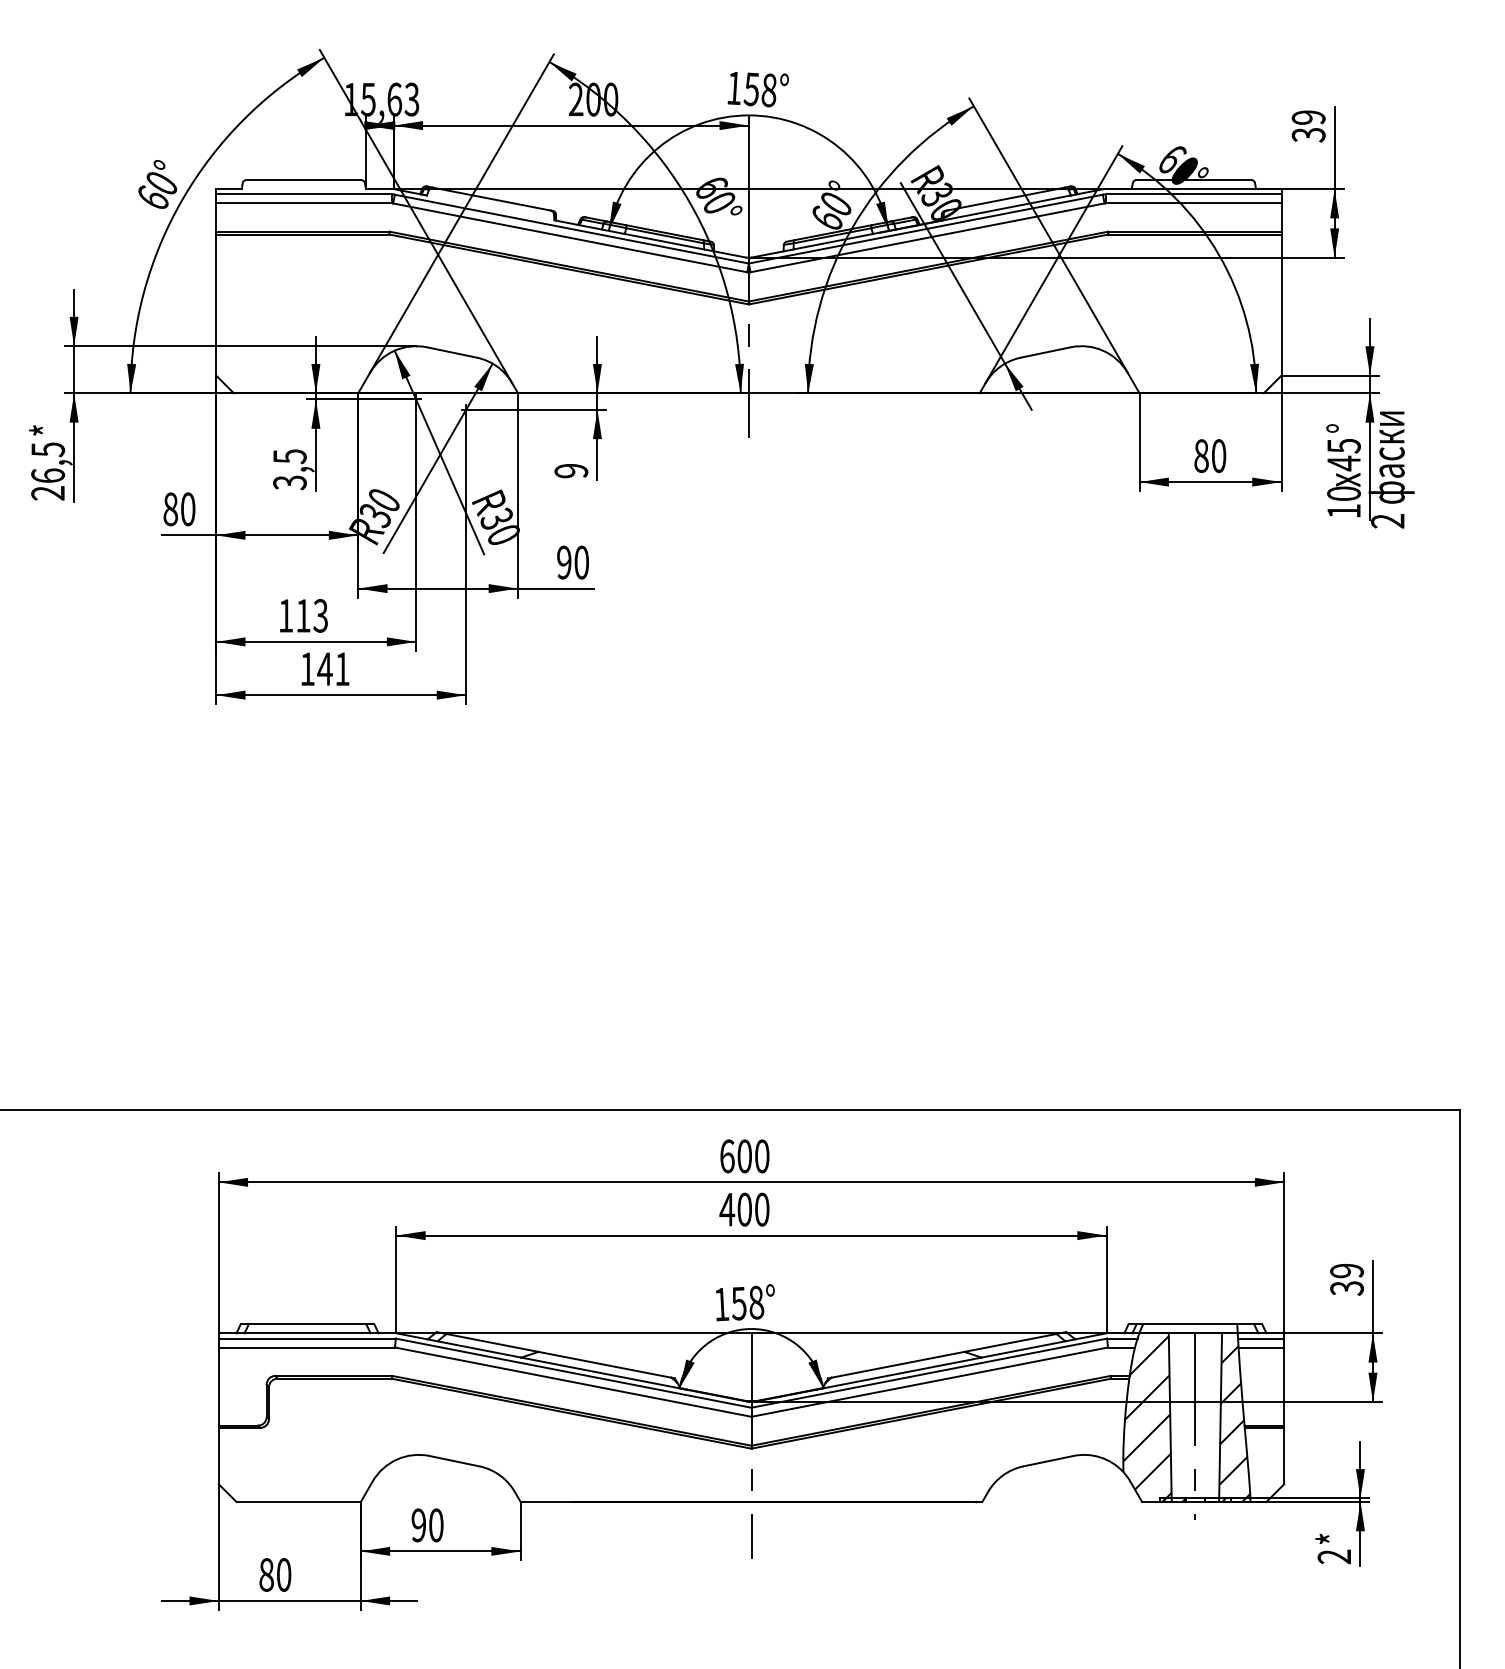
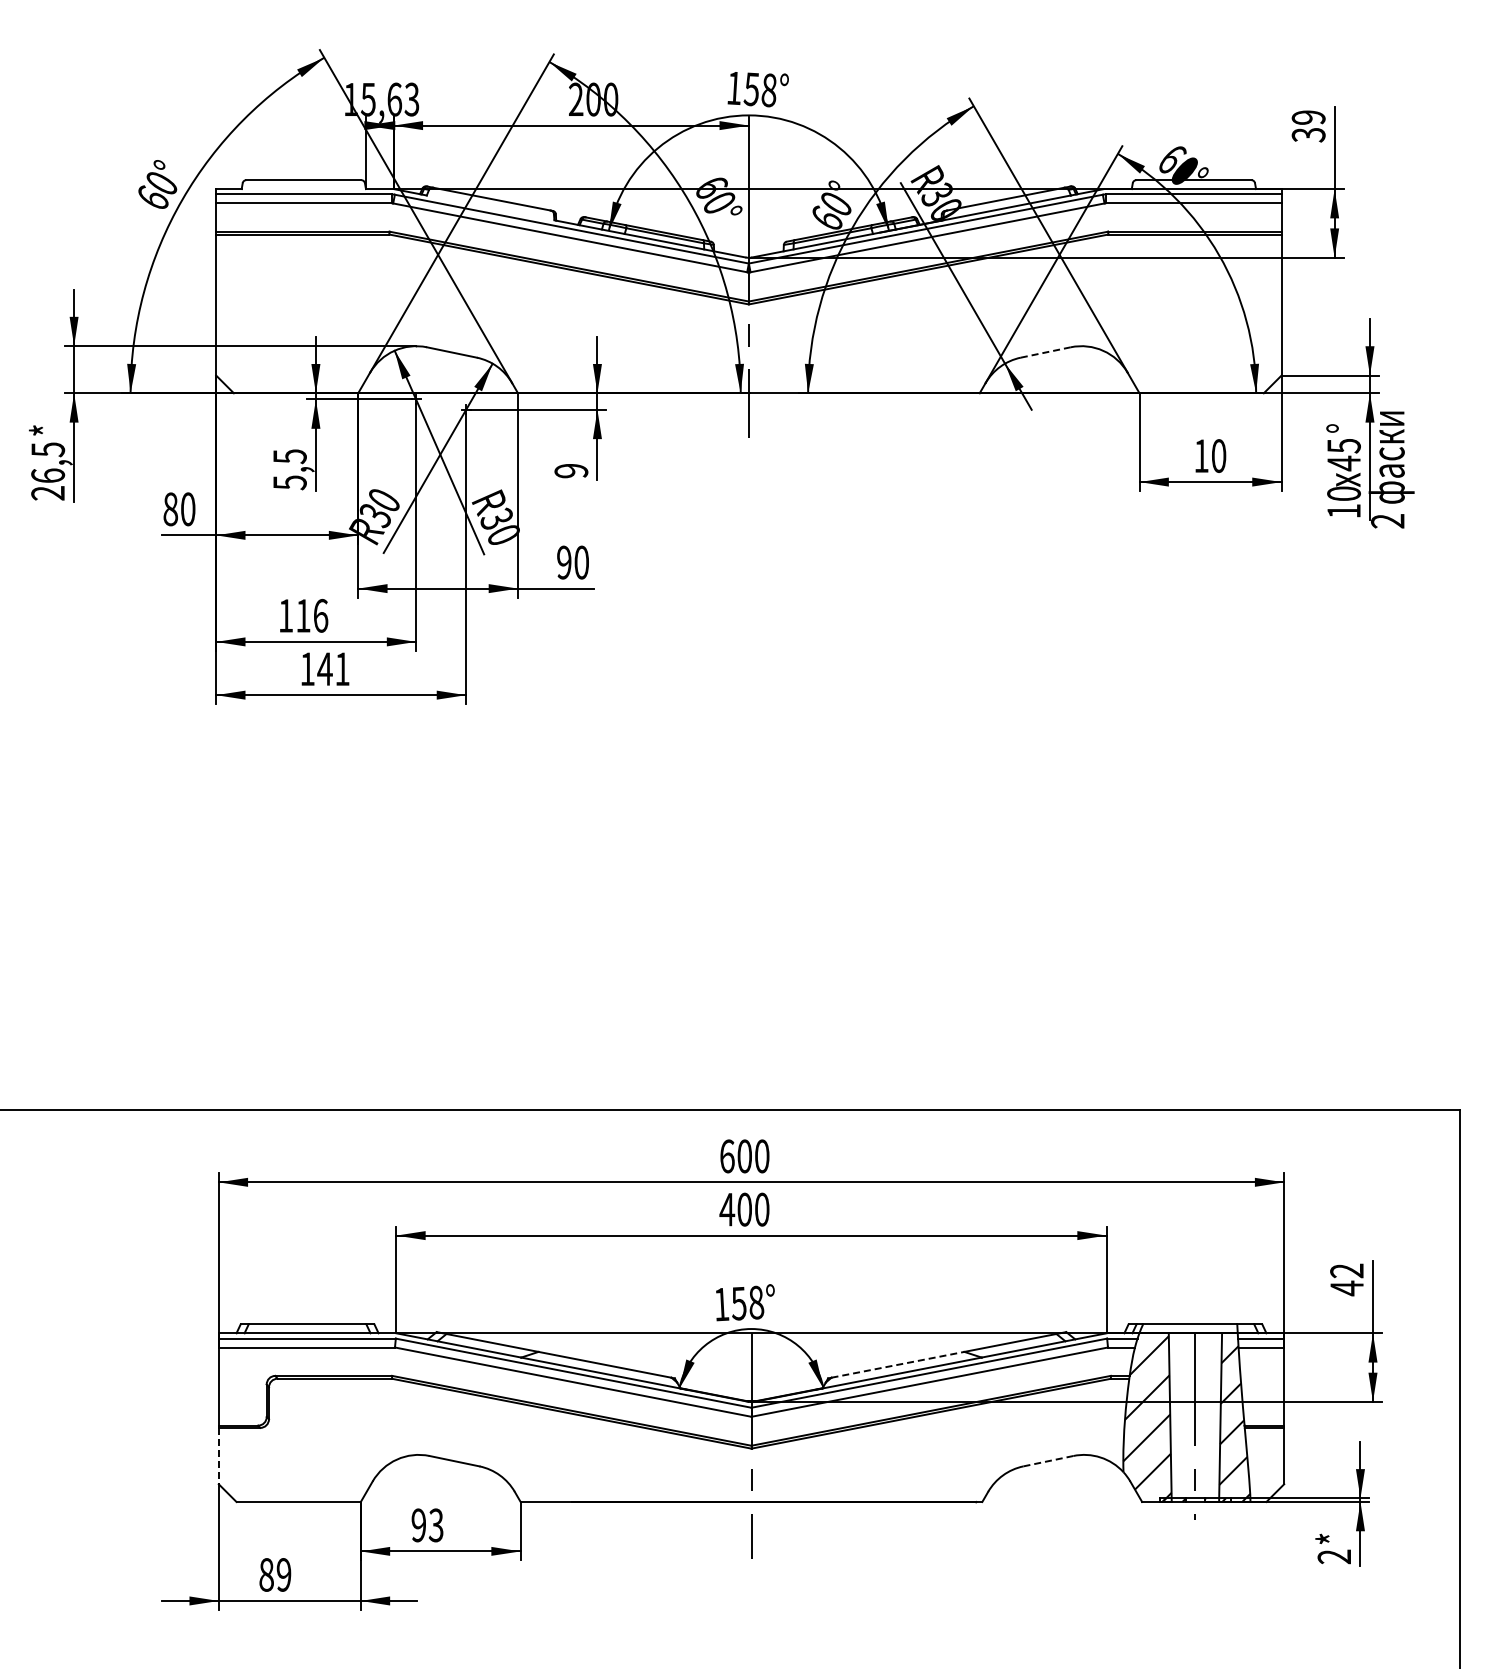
line: solid -> dashed (1046, 352)
text: 80 -> 10 (1201, 455)
text: 3,5 -> 5,5 (289, 482)
text: 113 -> 116 (320, 615)
text: 39 -> 42 (1347, 1279)
line: solid -> dashed (897, 1364)
line: solid -> dashed (218, 1456)
line: solid -> dashed (1048, 1461)
text: 90 -> 93 (435, 1525)
text: 80 -> 89 (283, 1574)
